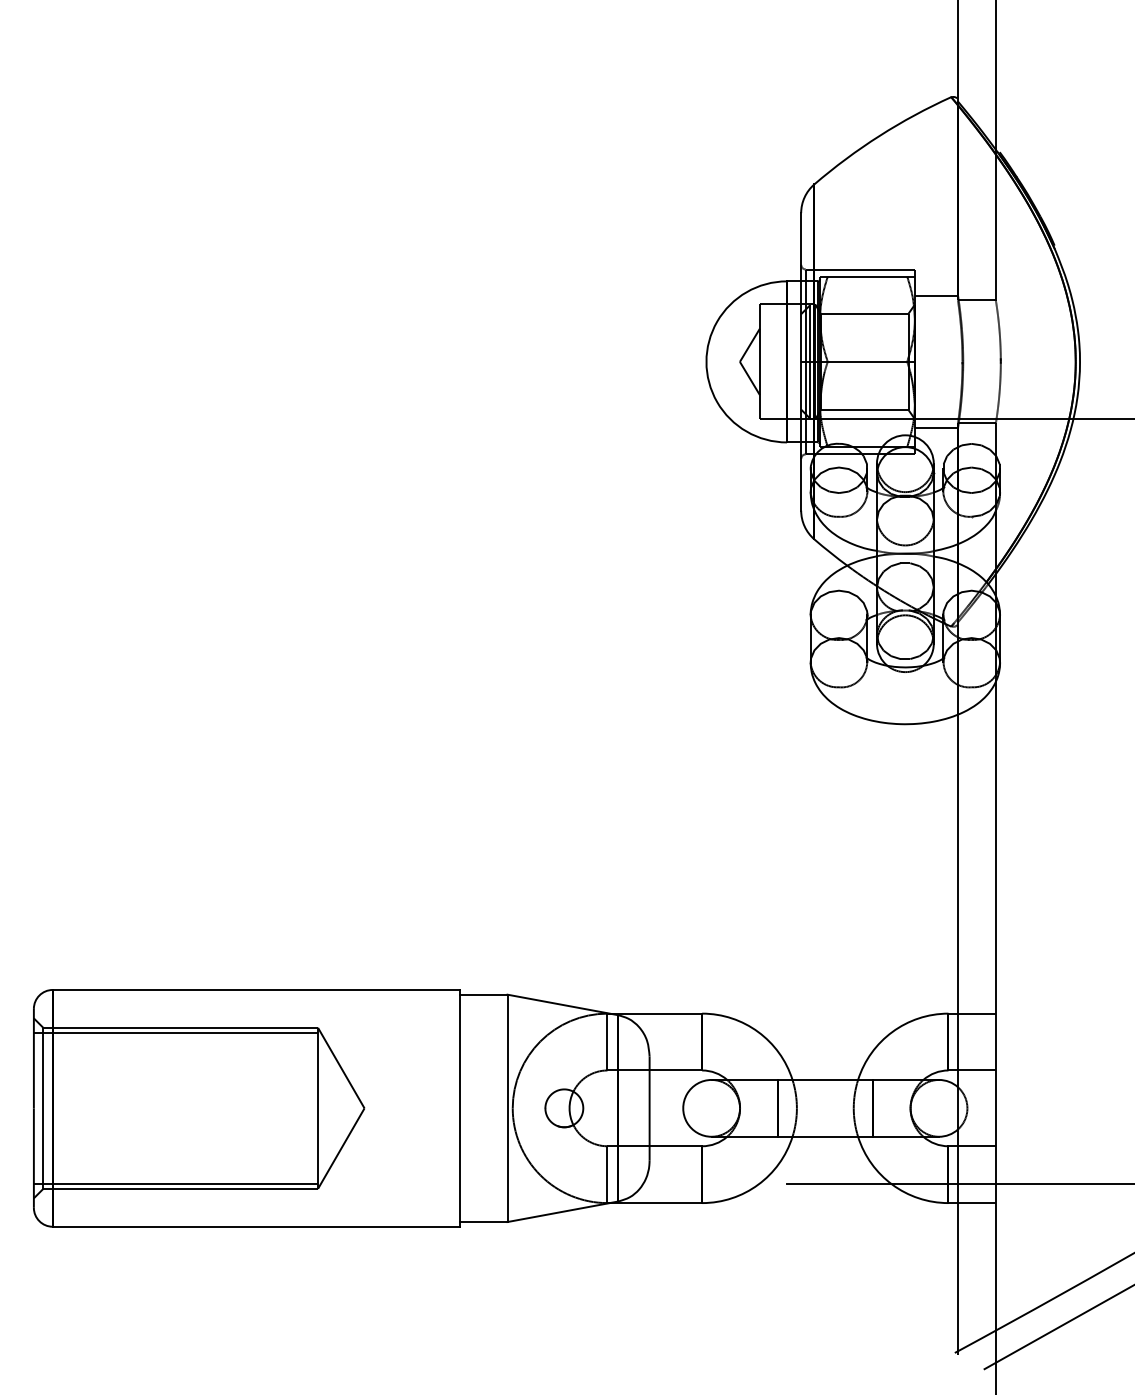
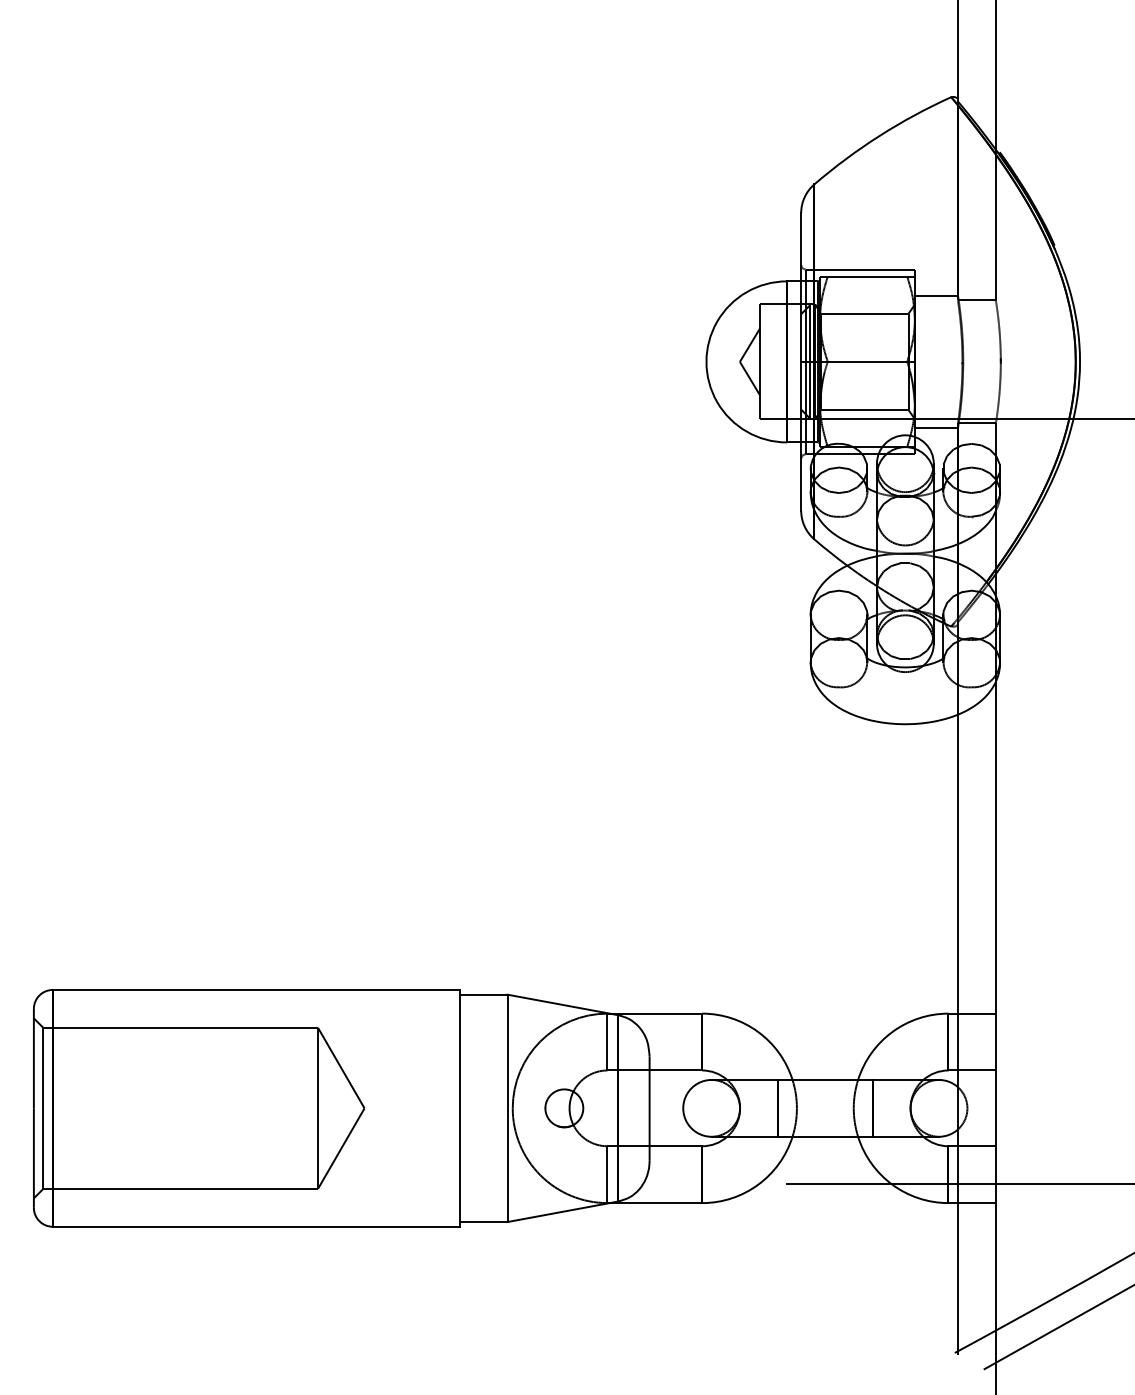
line: present -> none (175, 1032)
line: present -> none (175, 1184)
